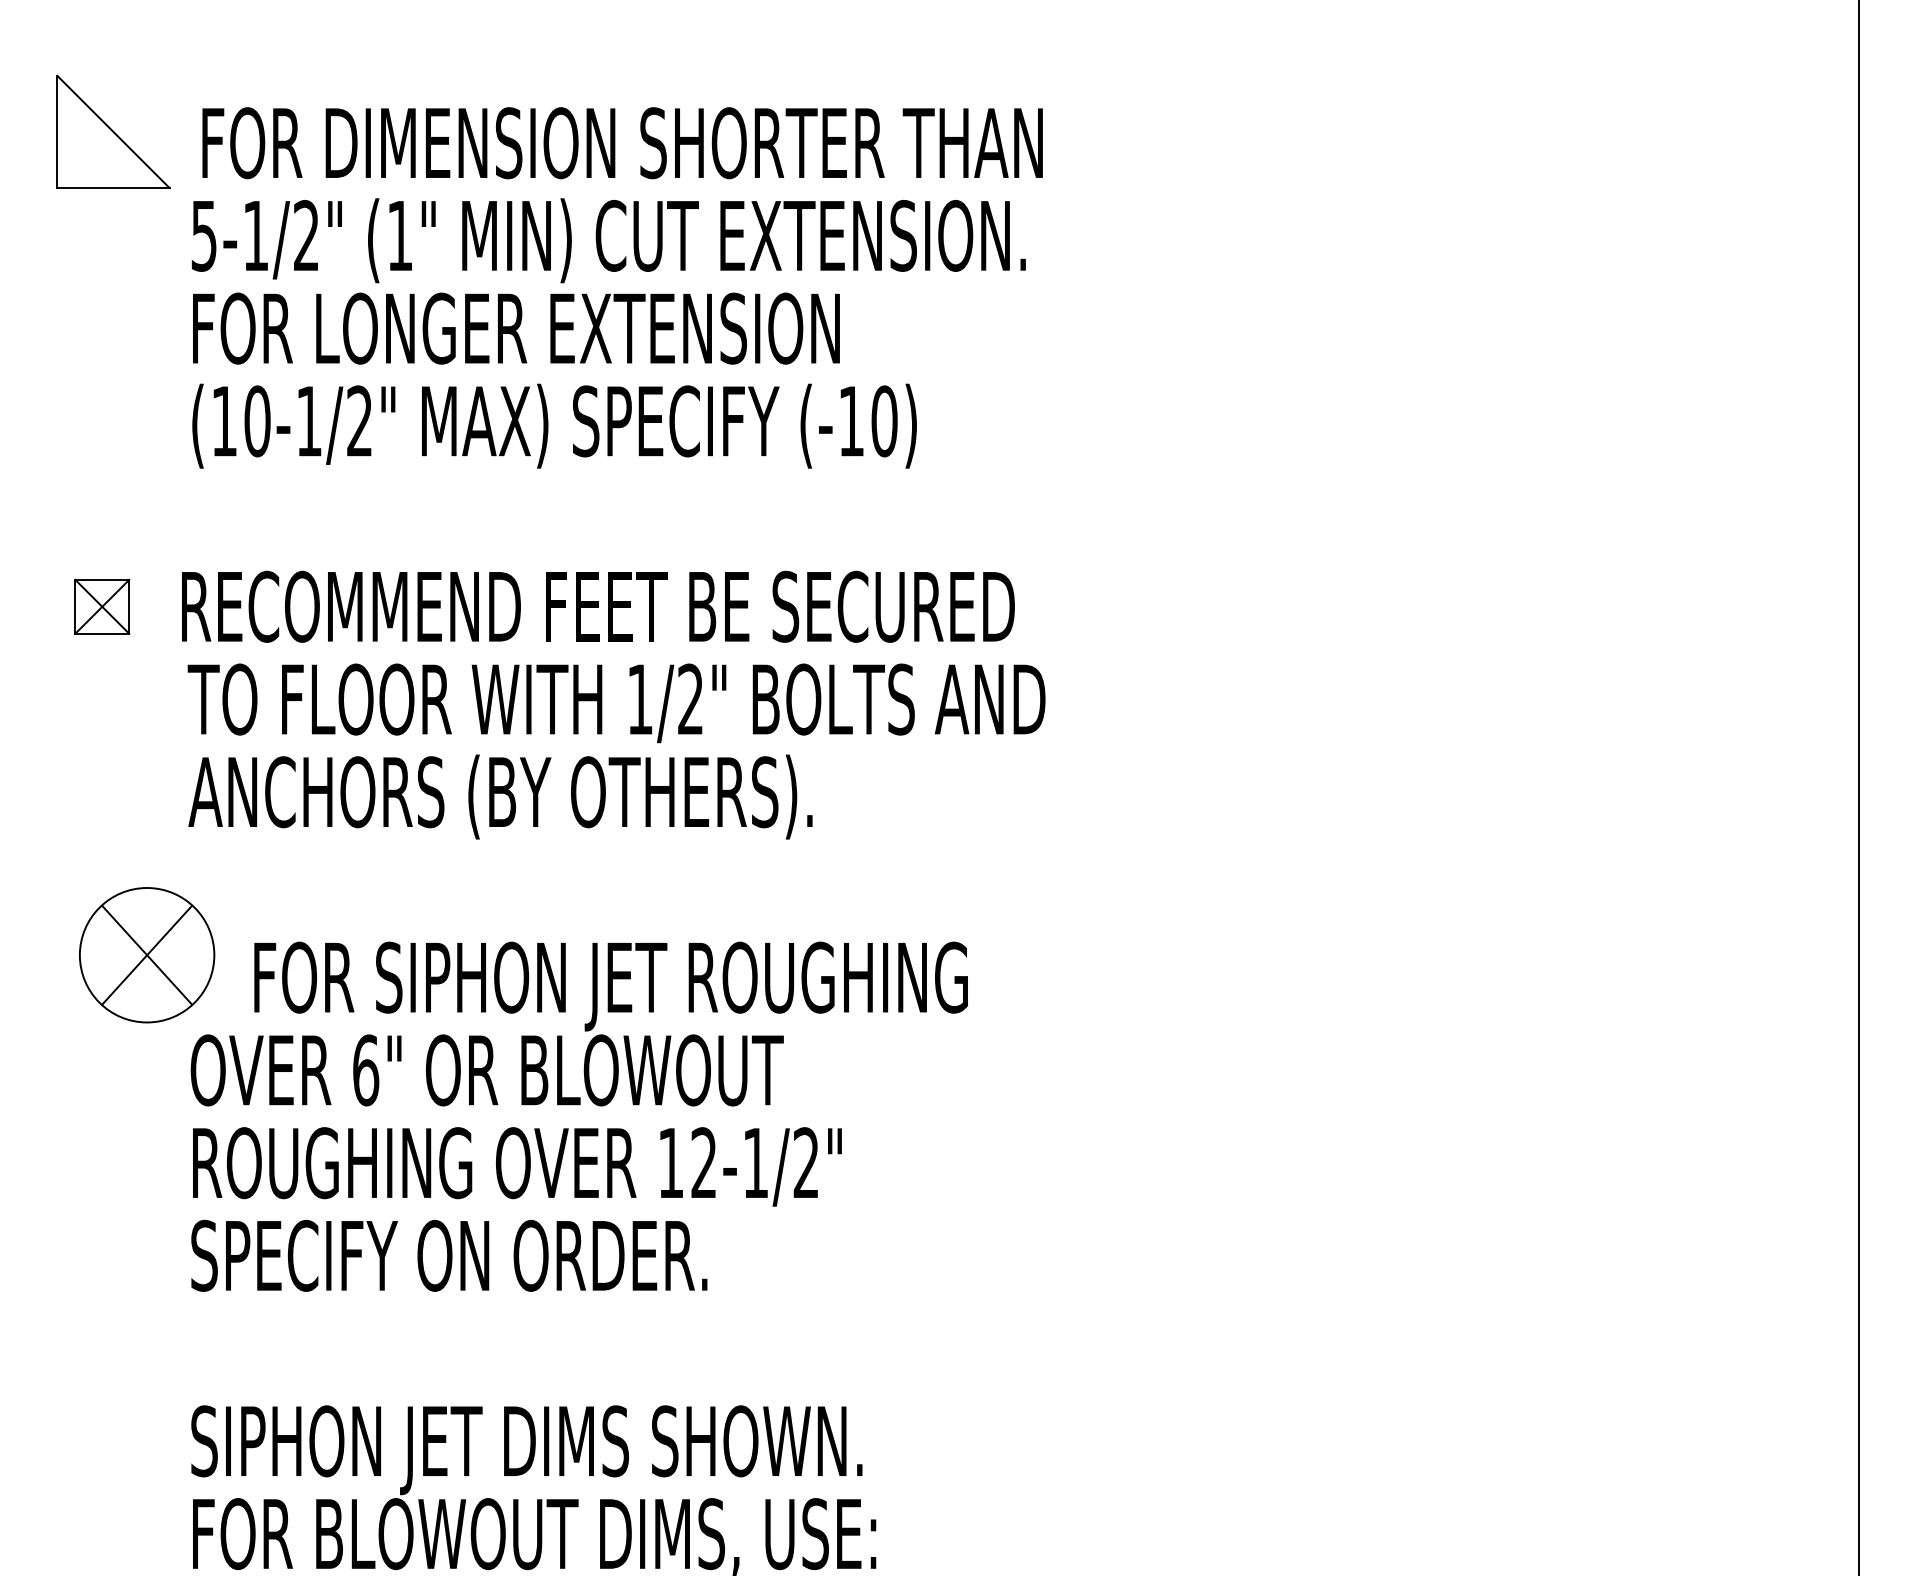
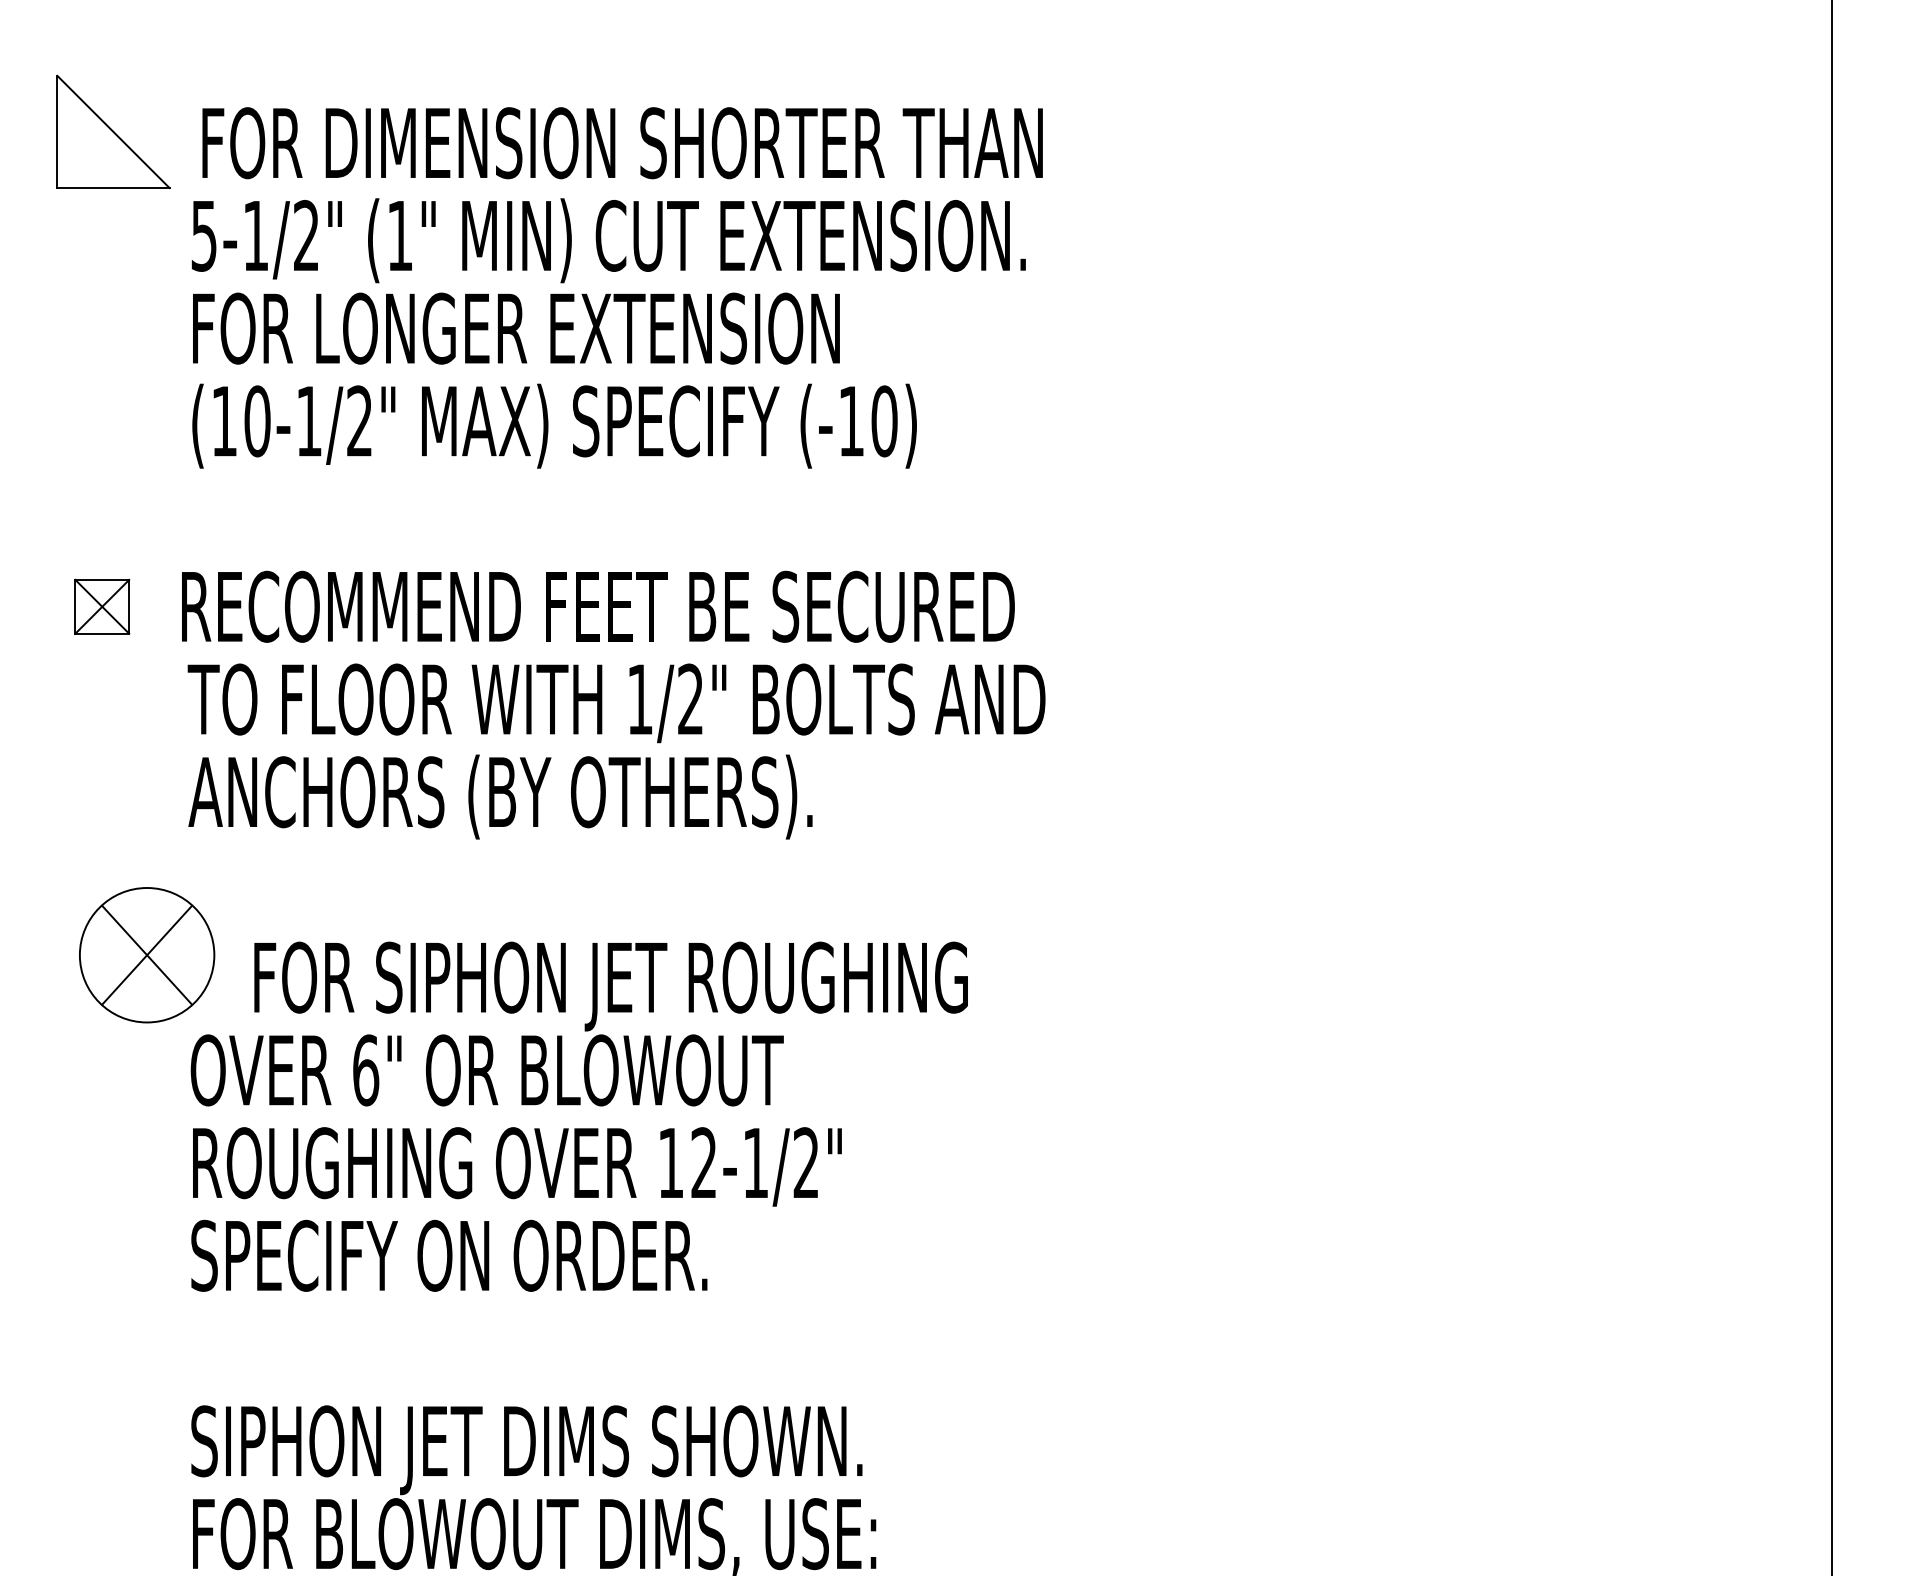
line position: (1858, 787) -> (1831, 787) (1831, 787)
